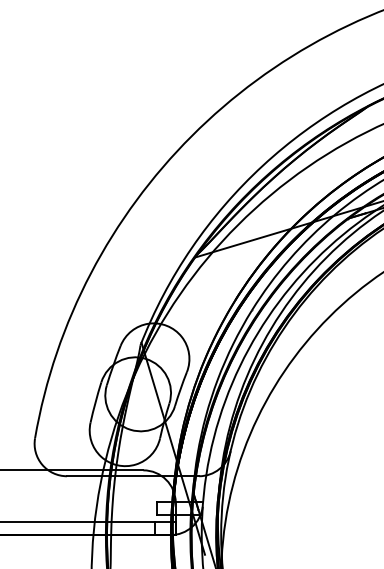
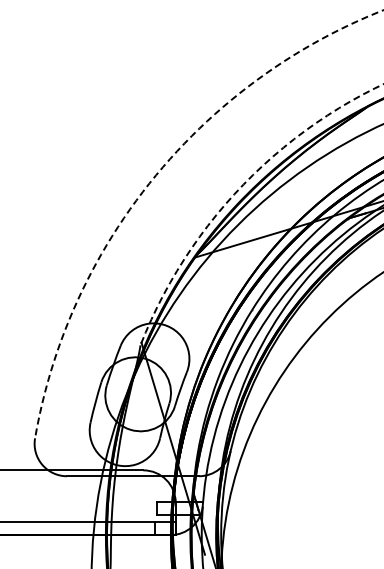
arc: solid -> dashed (153, 178)
arc: solid -> dashed (237, 190)
